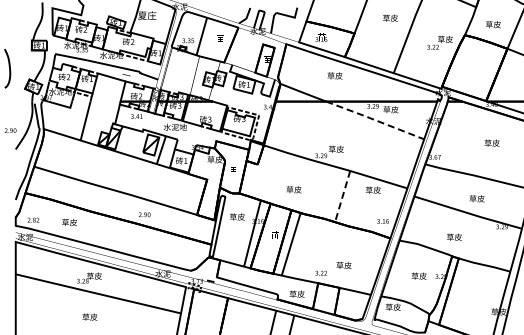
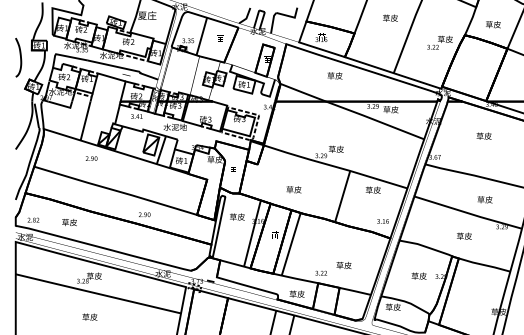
curve position: (9, 68) -> (20, 57) (20, 57)
line: dashed -> solid (375, 120)
text position: (10, 130) -> (91, 158) (91, 158)
text position: (491, 142) -> (483, 135) (483, 135)
line: dashed -> solid (342, 196)
text position: (476, 198) -> (484, 199) (484, 199)
text position: (454, 236) -> (464, 235) (464, 235)
